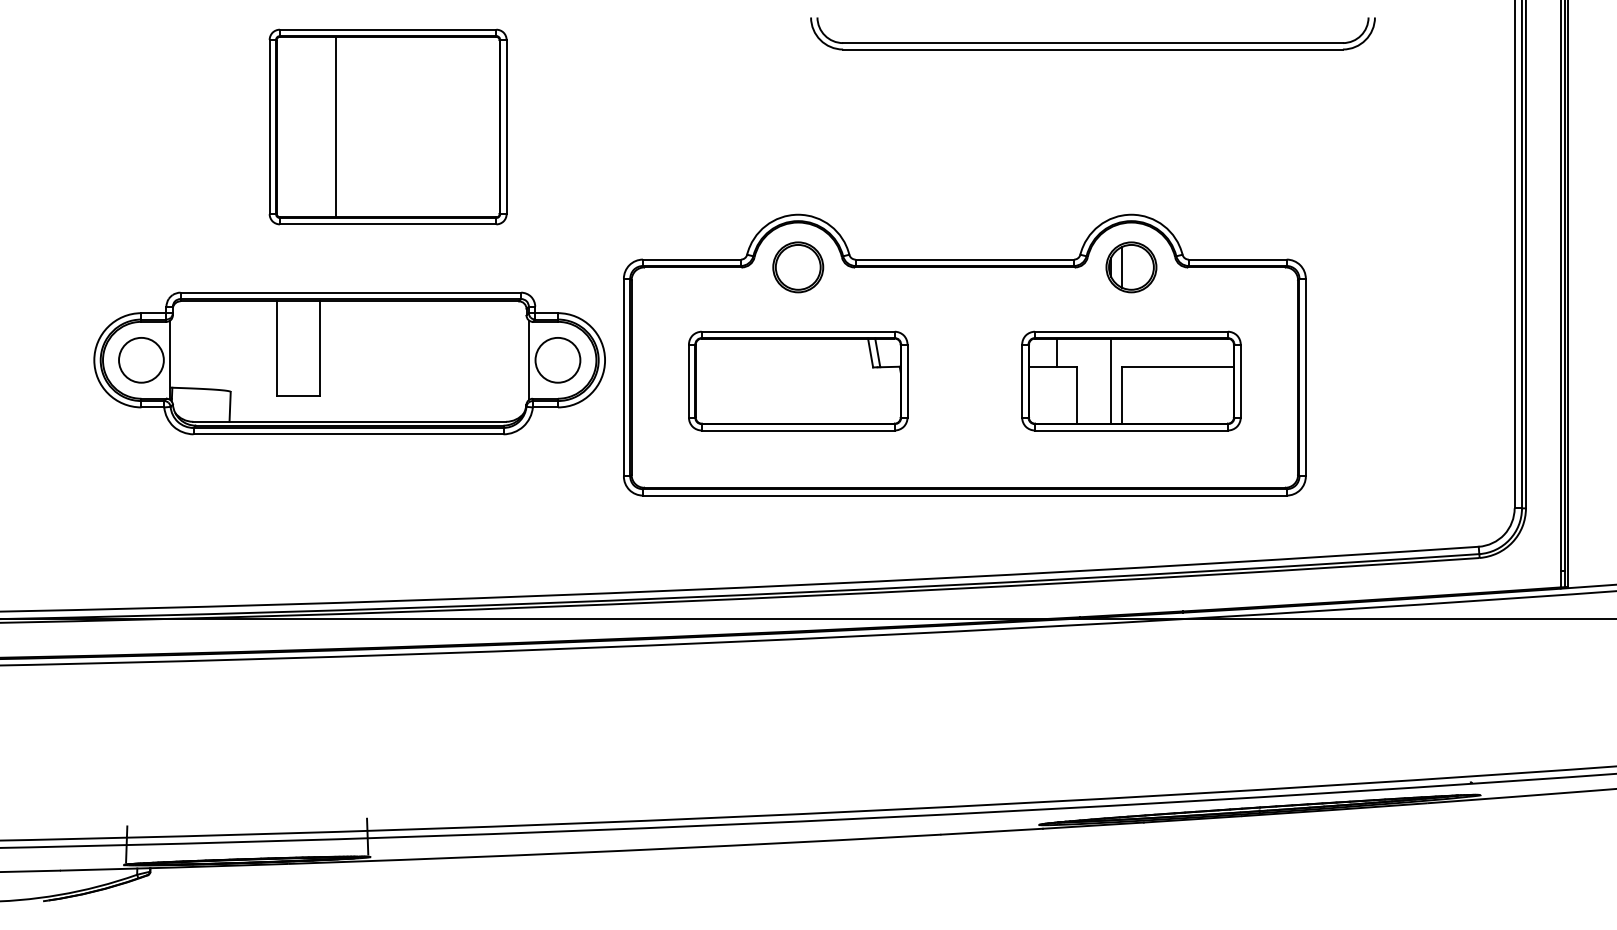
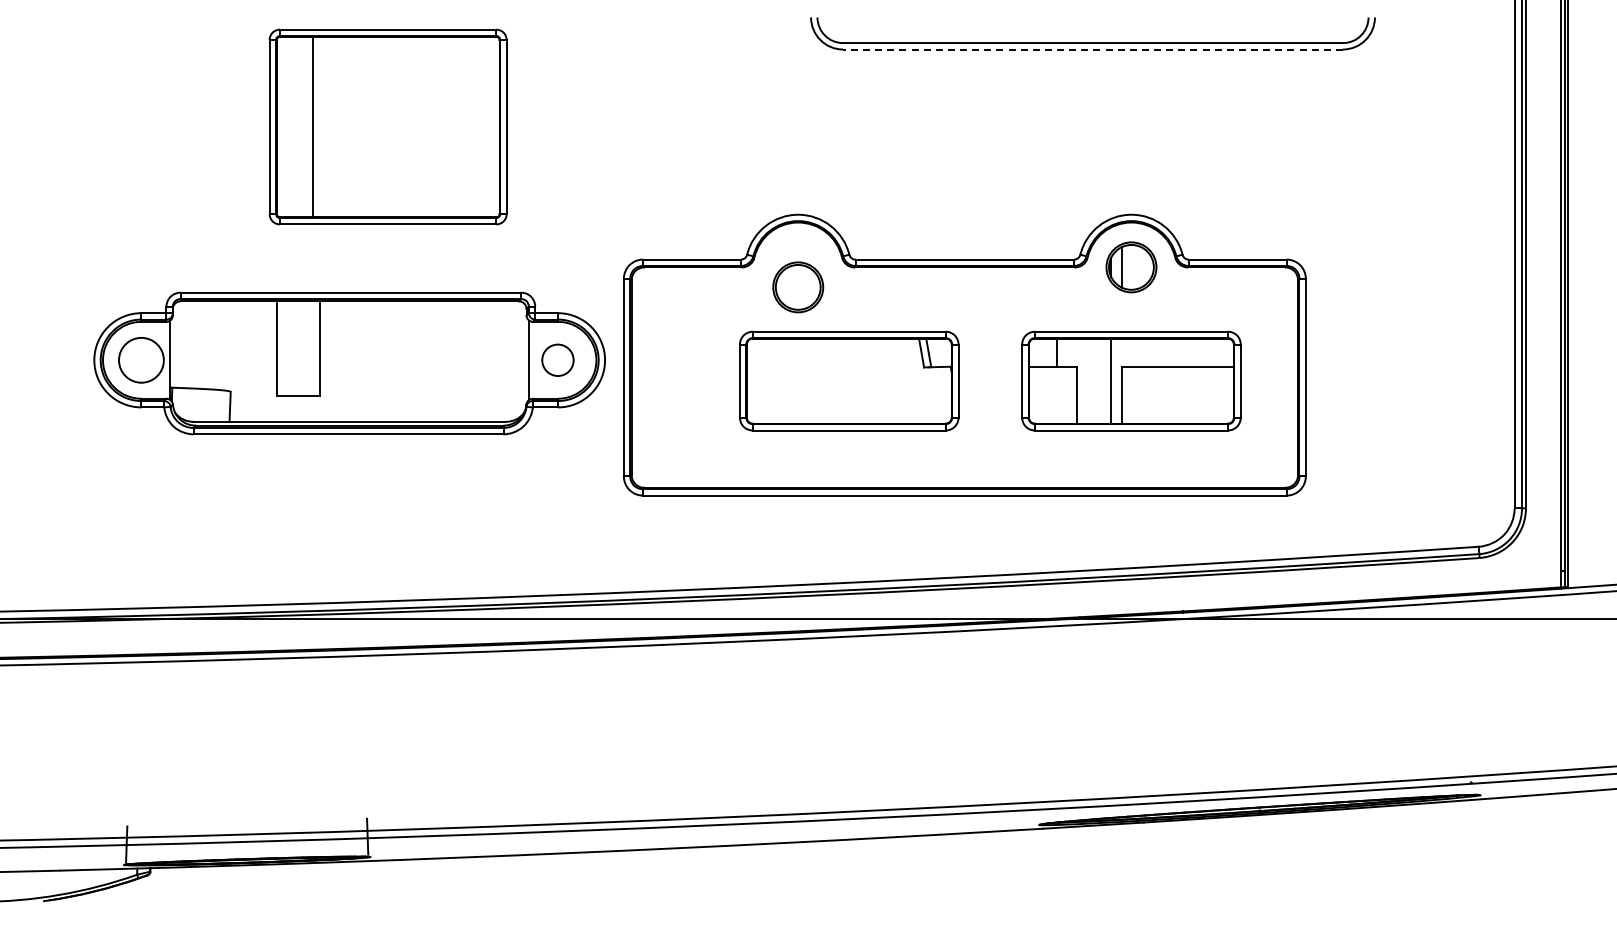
line: solid -> dashed (1093, 49)
line position: (336, 126) -> (313, 126) (313, 126)
part position: (798, 267) -> (798, 287) (798, 287)
circle diameter: 45 px -> 31 px (557, 359)
part position: (798, 380) -> (849, 380) (849, 380)
